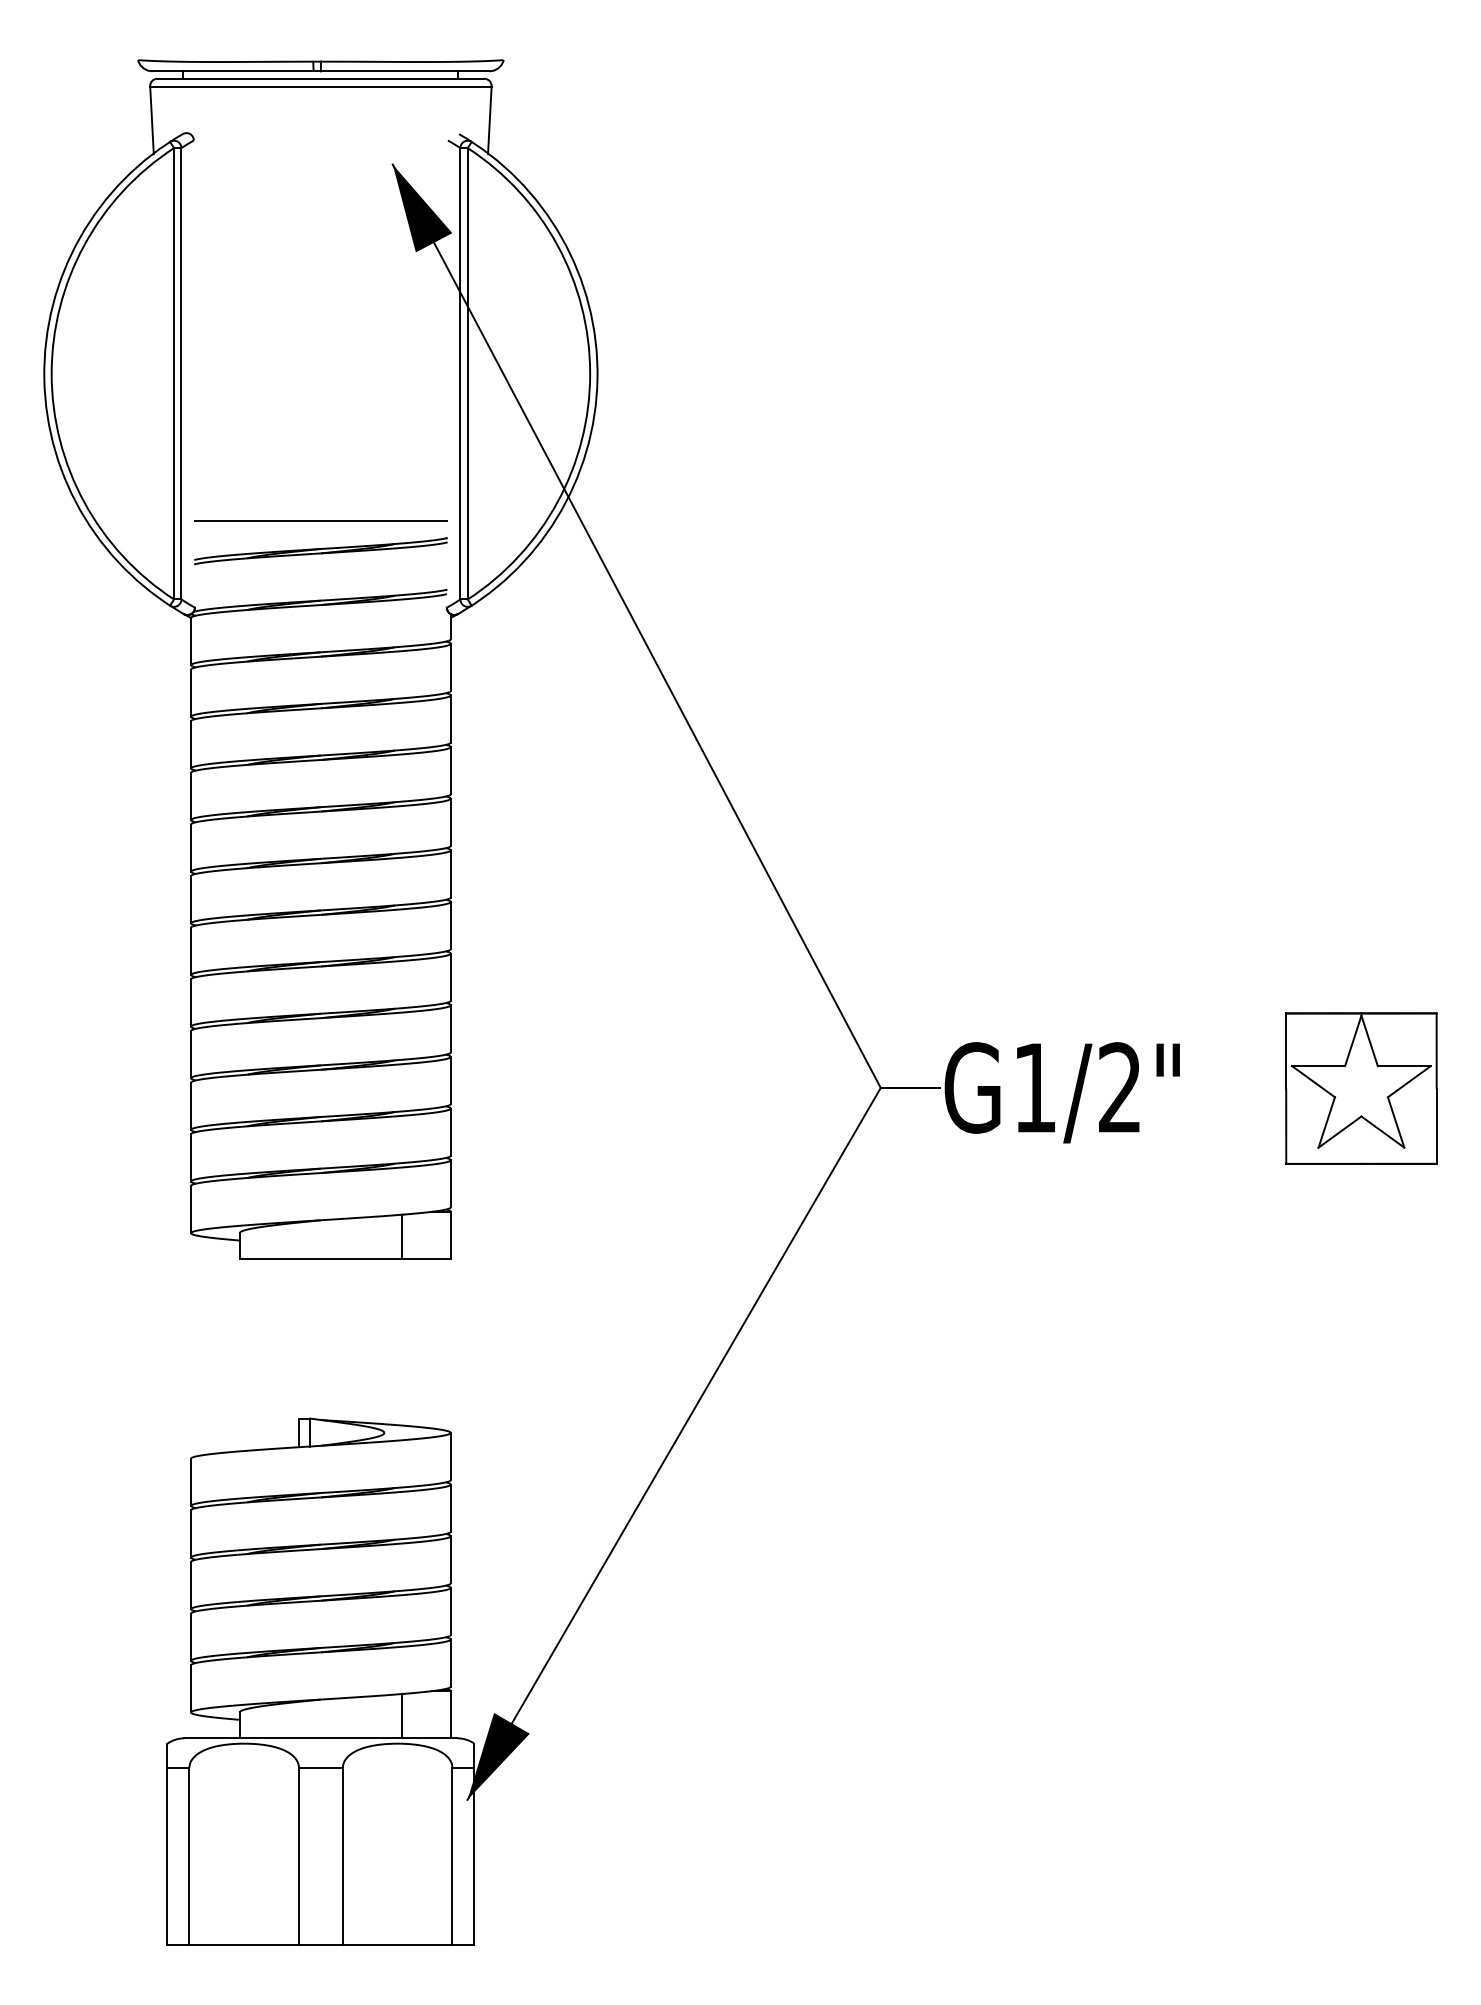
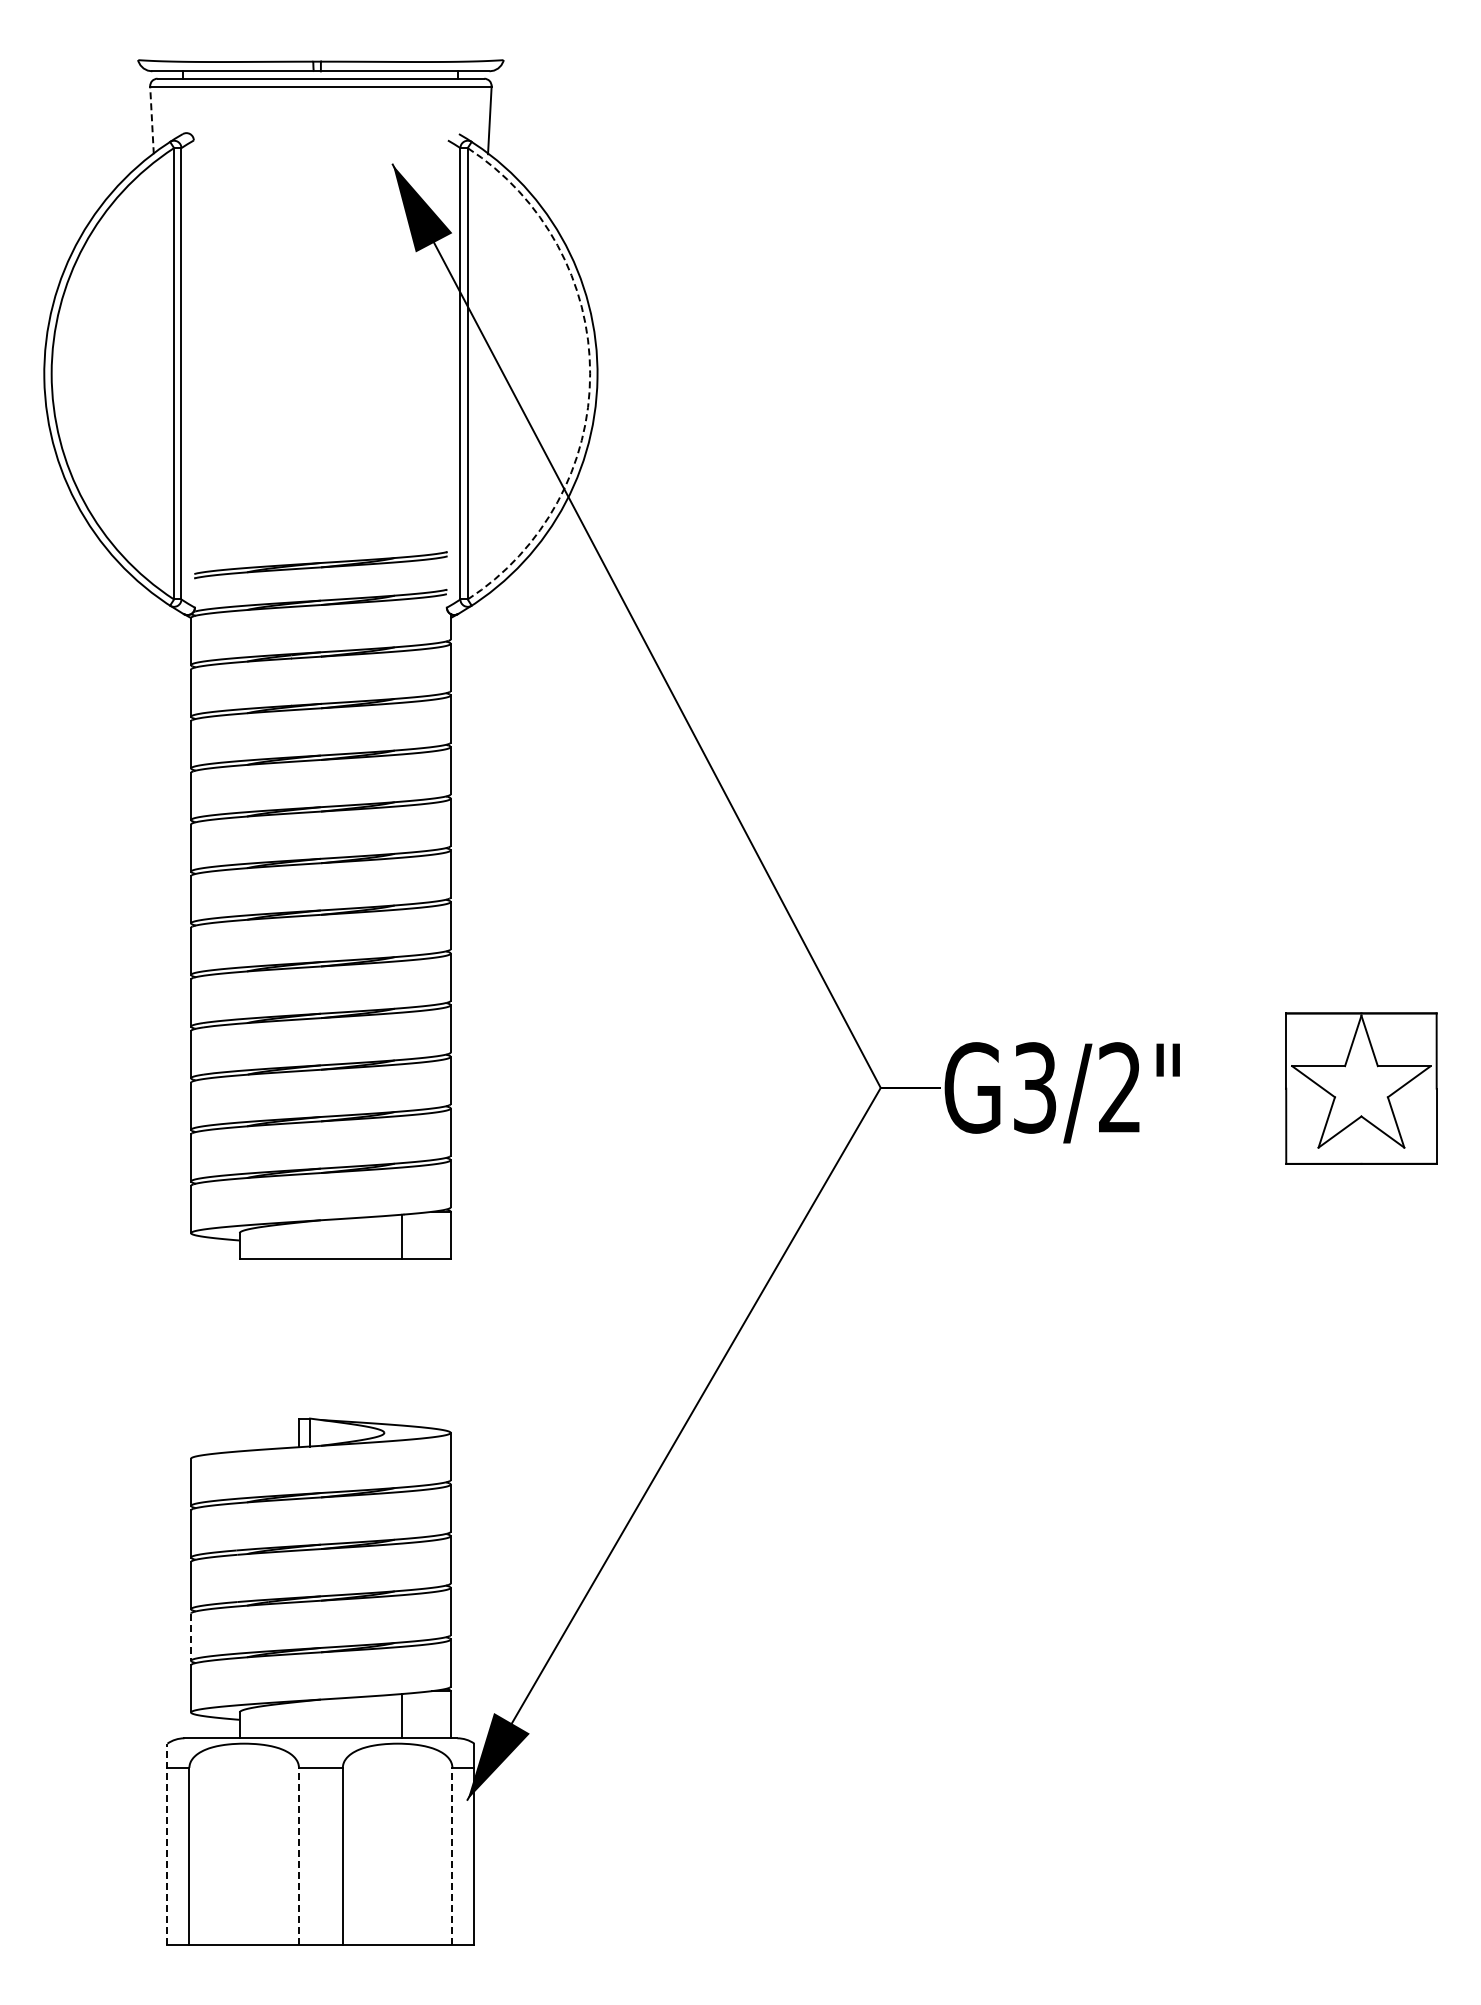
line: solid -> dashed (152, 120)
arc: solid -> dashed (590, 373)
line: present -> none (320, 521)
part position: (320, 551) -> (320, 565) (320, 565)
text: G1/2" -> G3/2" (1035, 1087)
line: solid -> dashed (191, 1637)
line: solid -> dashed (167, 1844)
line: solid -> dashed (298, 1856)
line: solid -> dashed (452, 1856)
